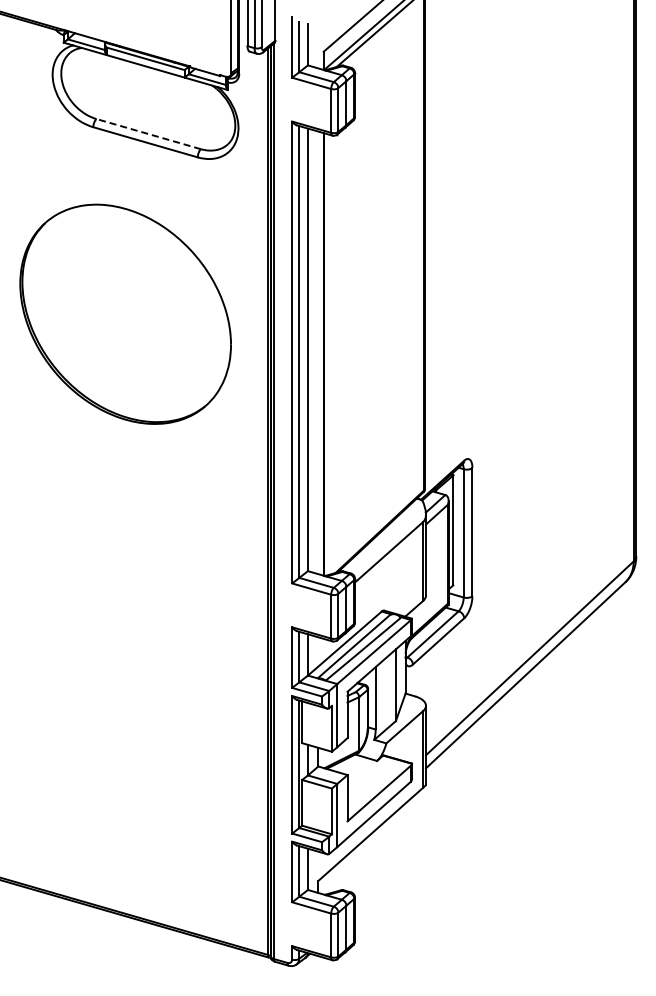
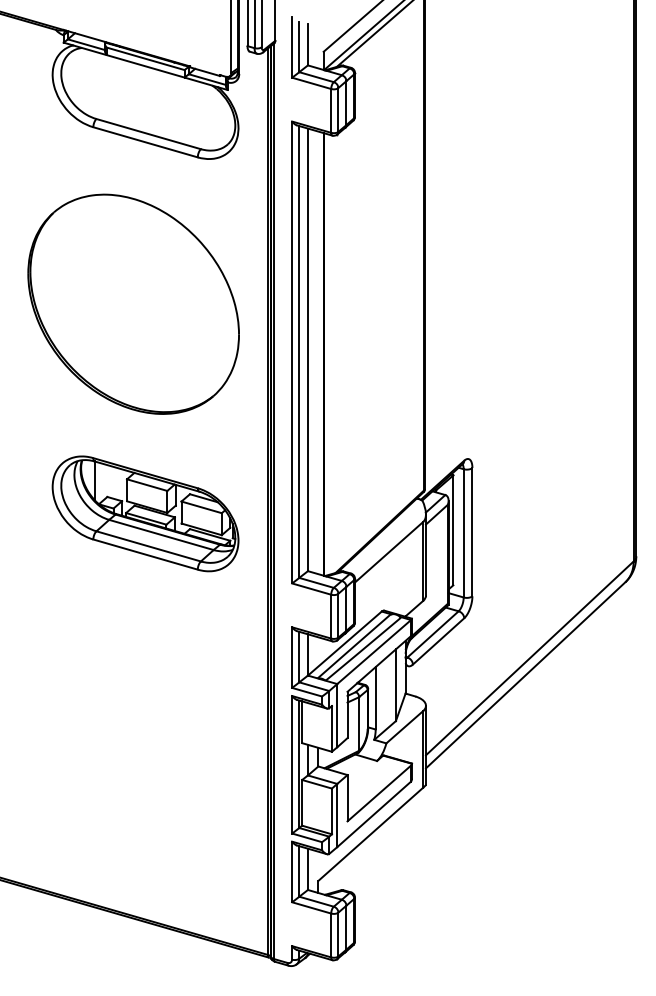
line: dashed -> solid (148, 133)
part position: (125, 313) -> (133, 303) (133, 303)
part: none -> present (145, 513)
